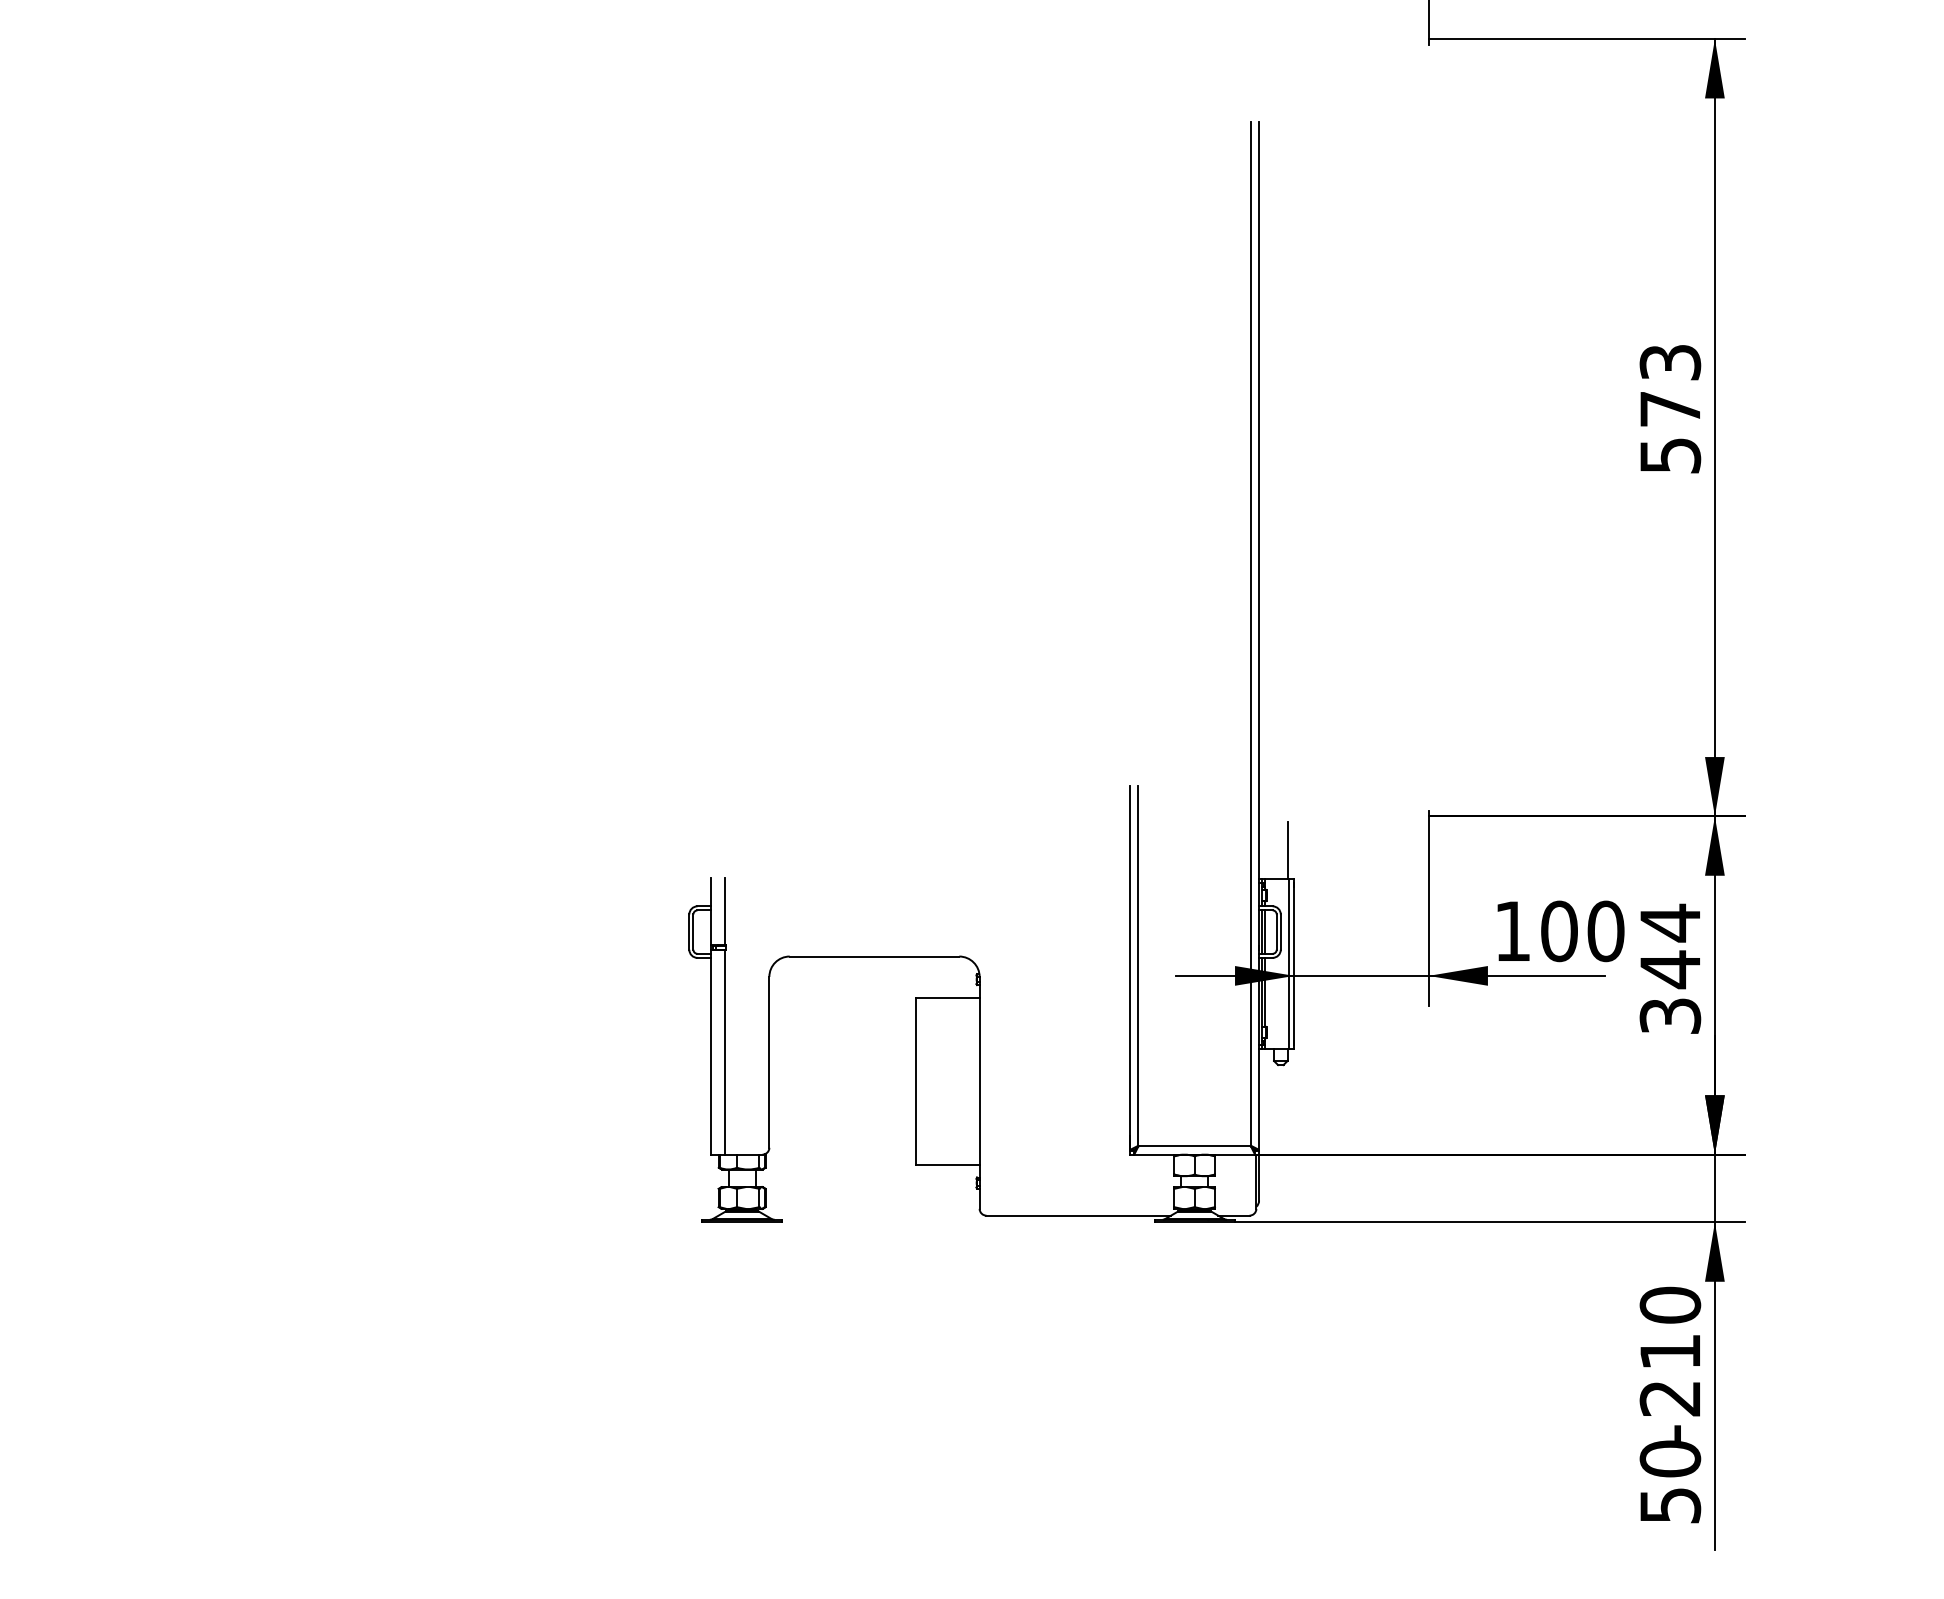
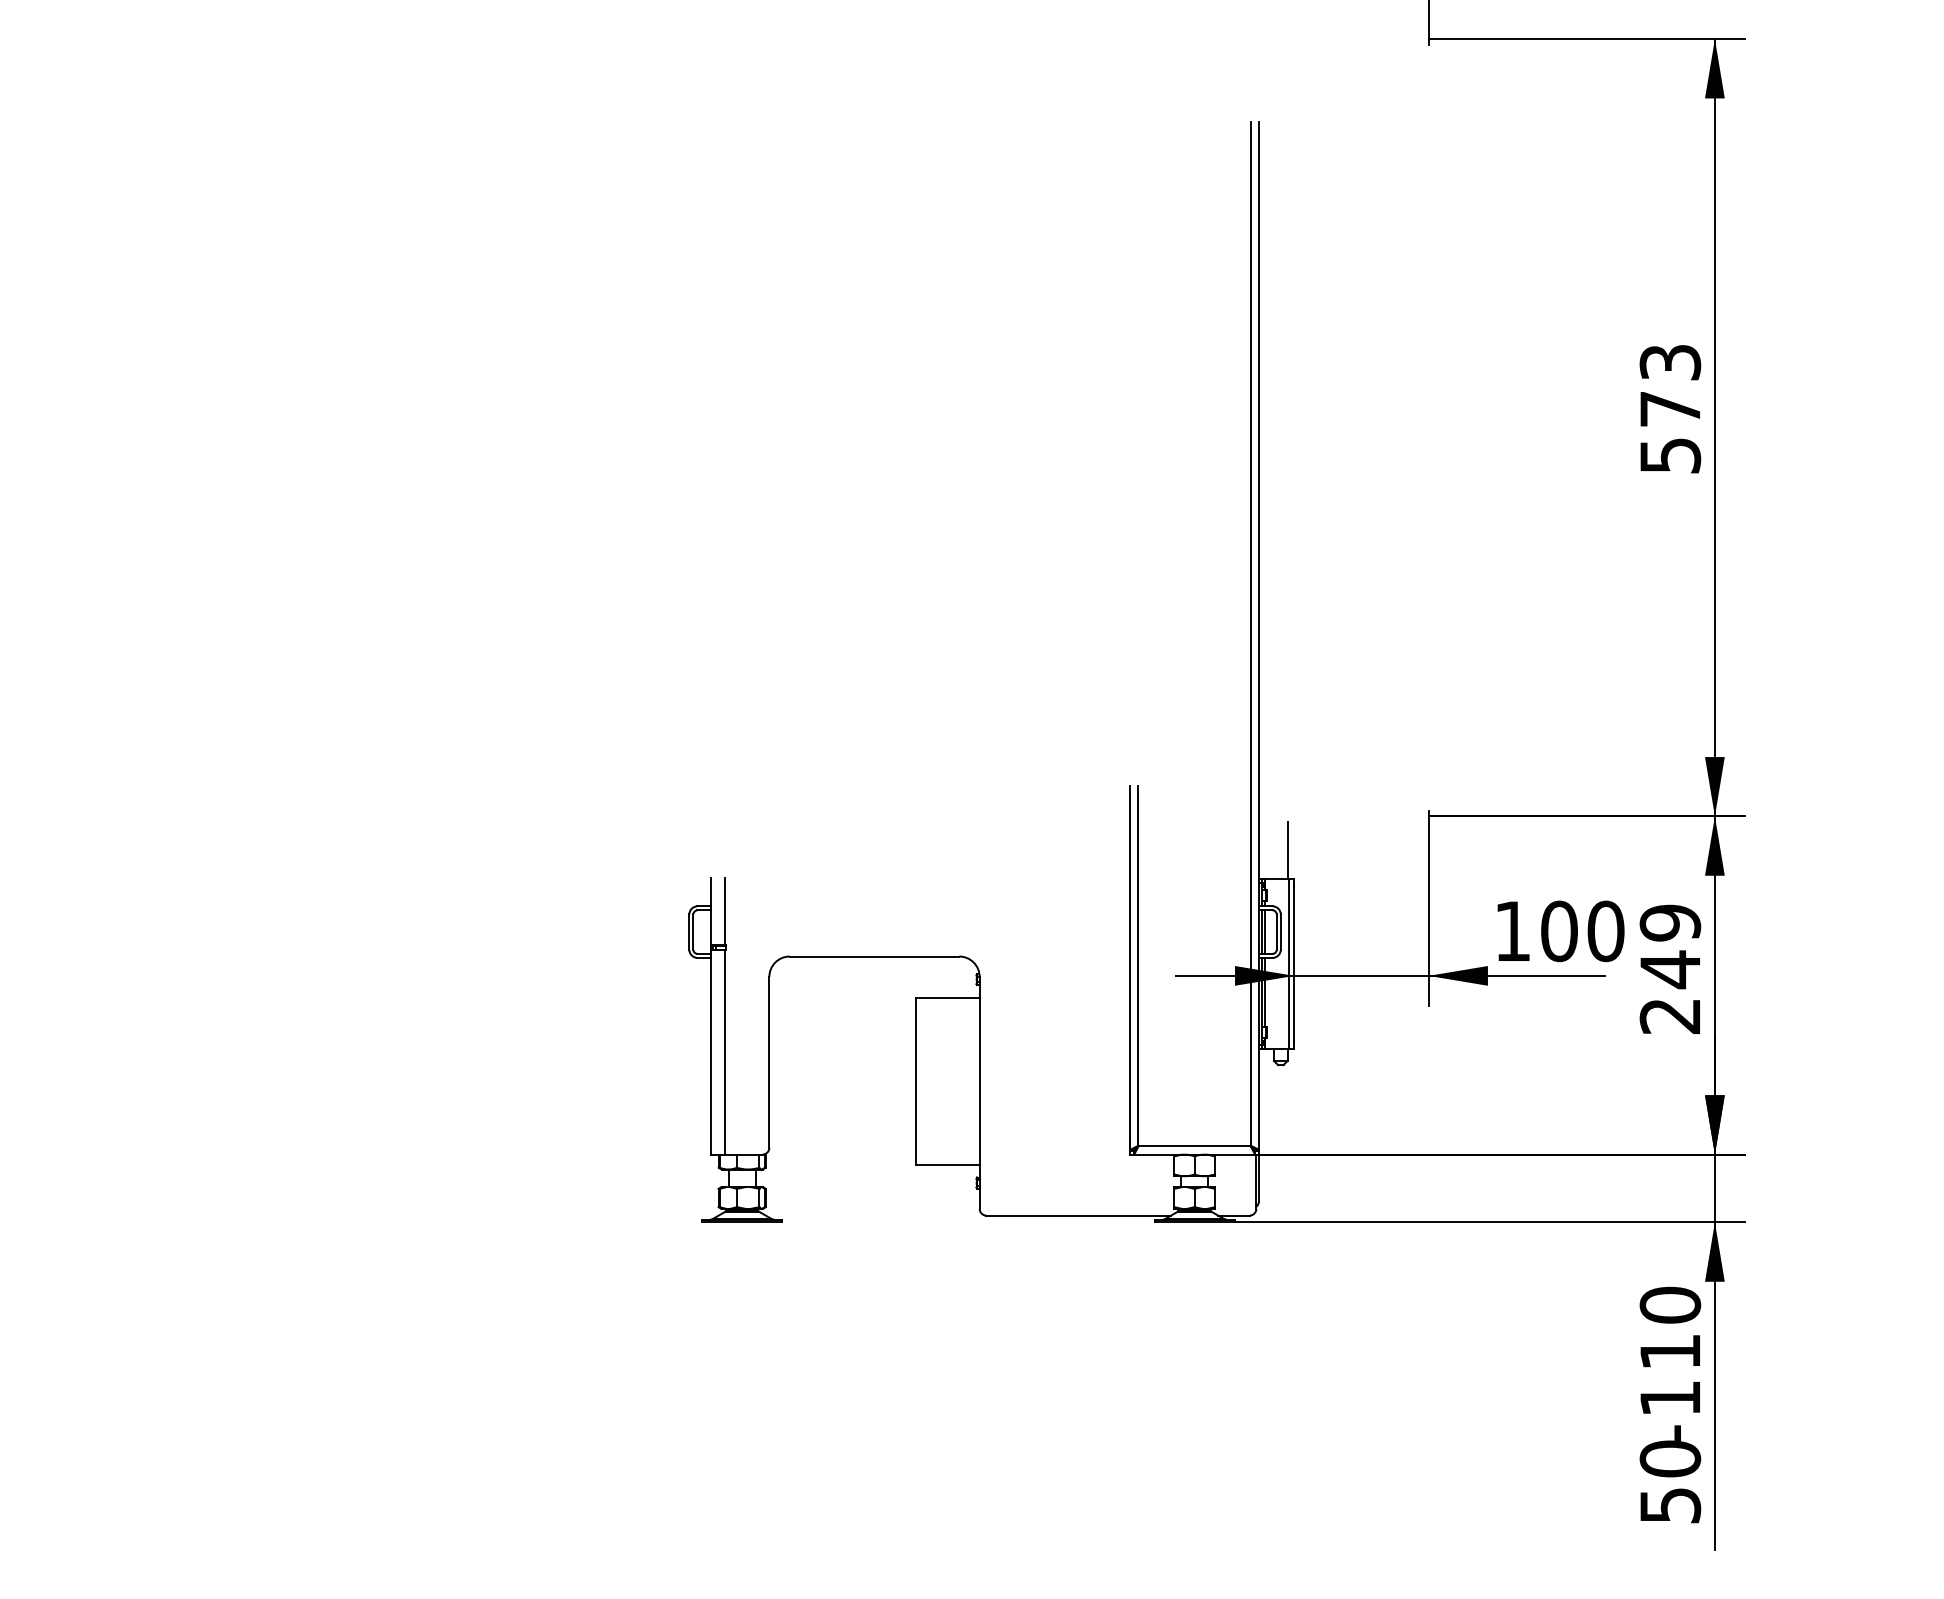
text: 344 -> 249 (1670, 968)
text: -210 -> -110 (1669, 1398)
